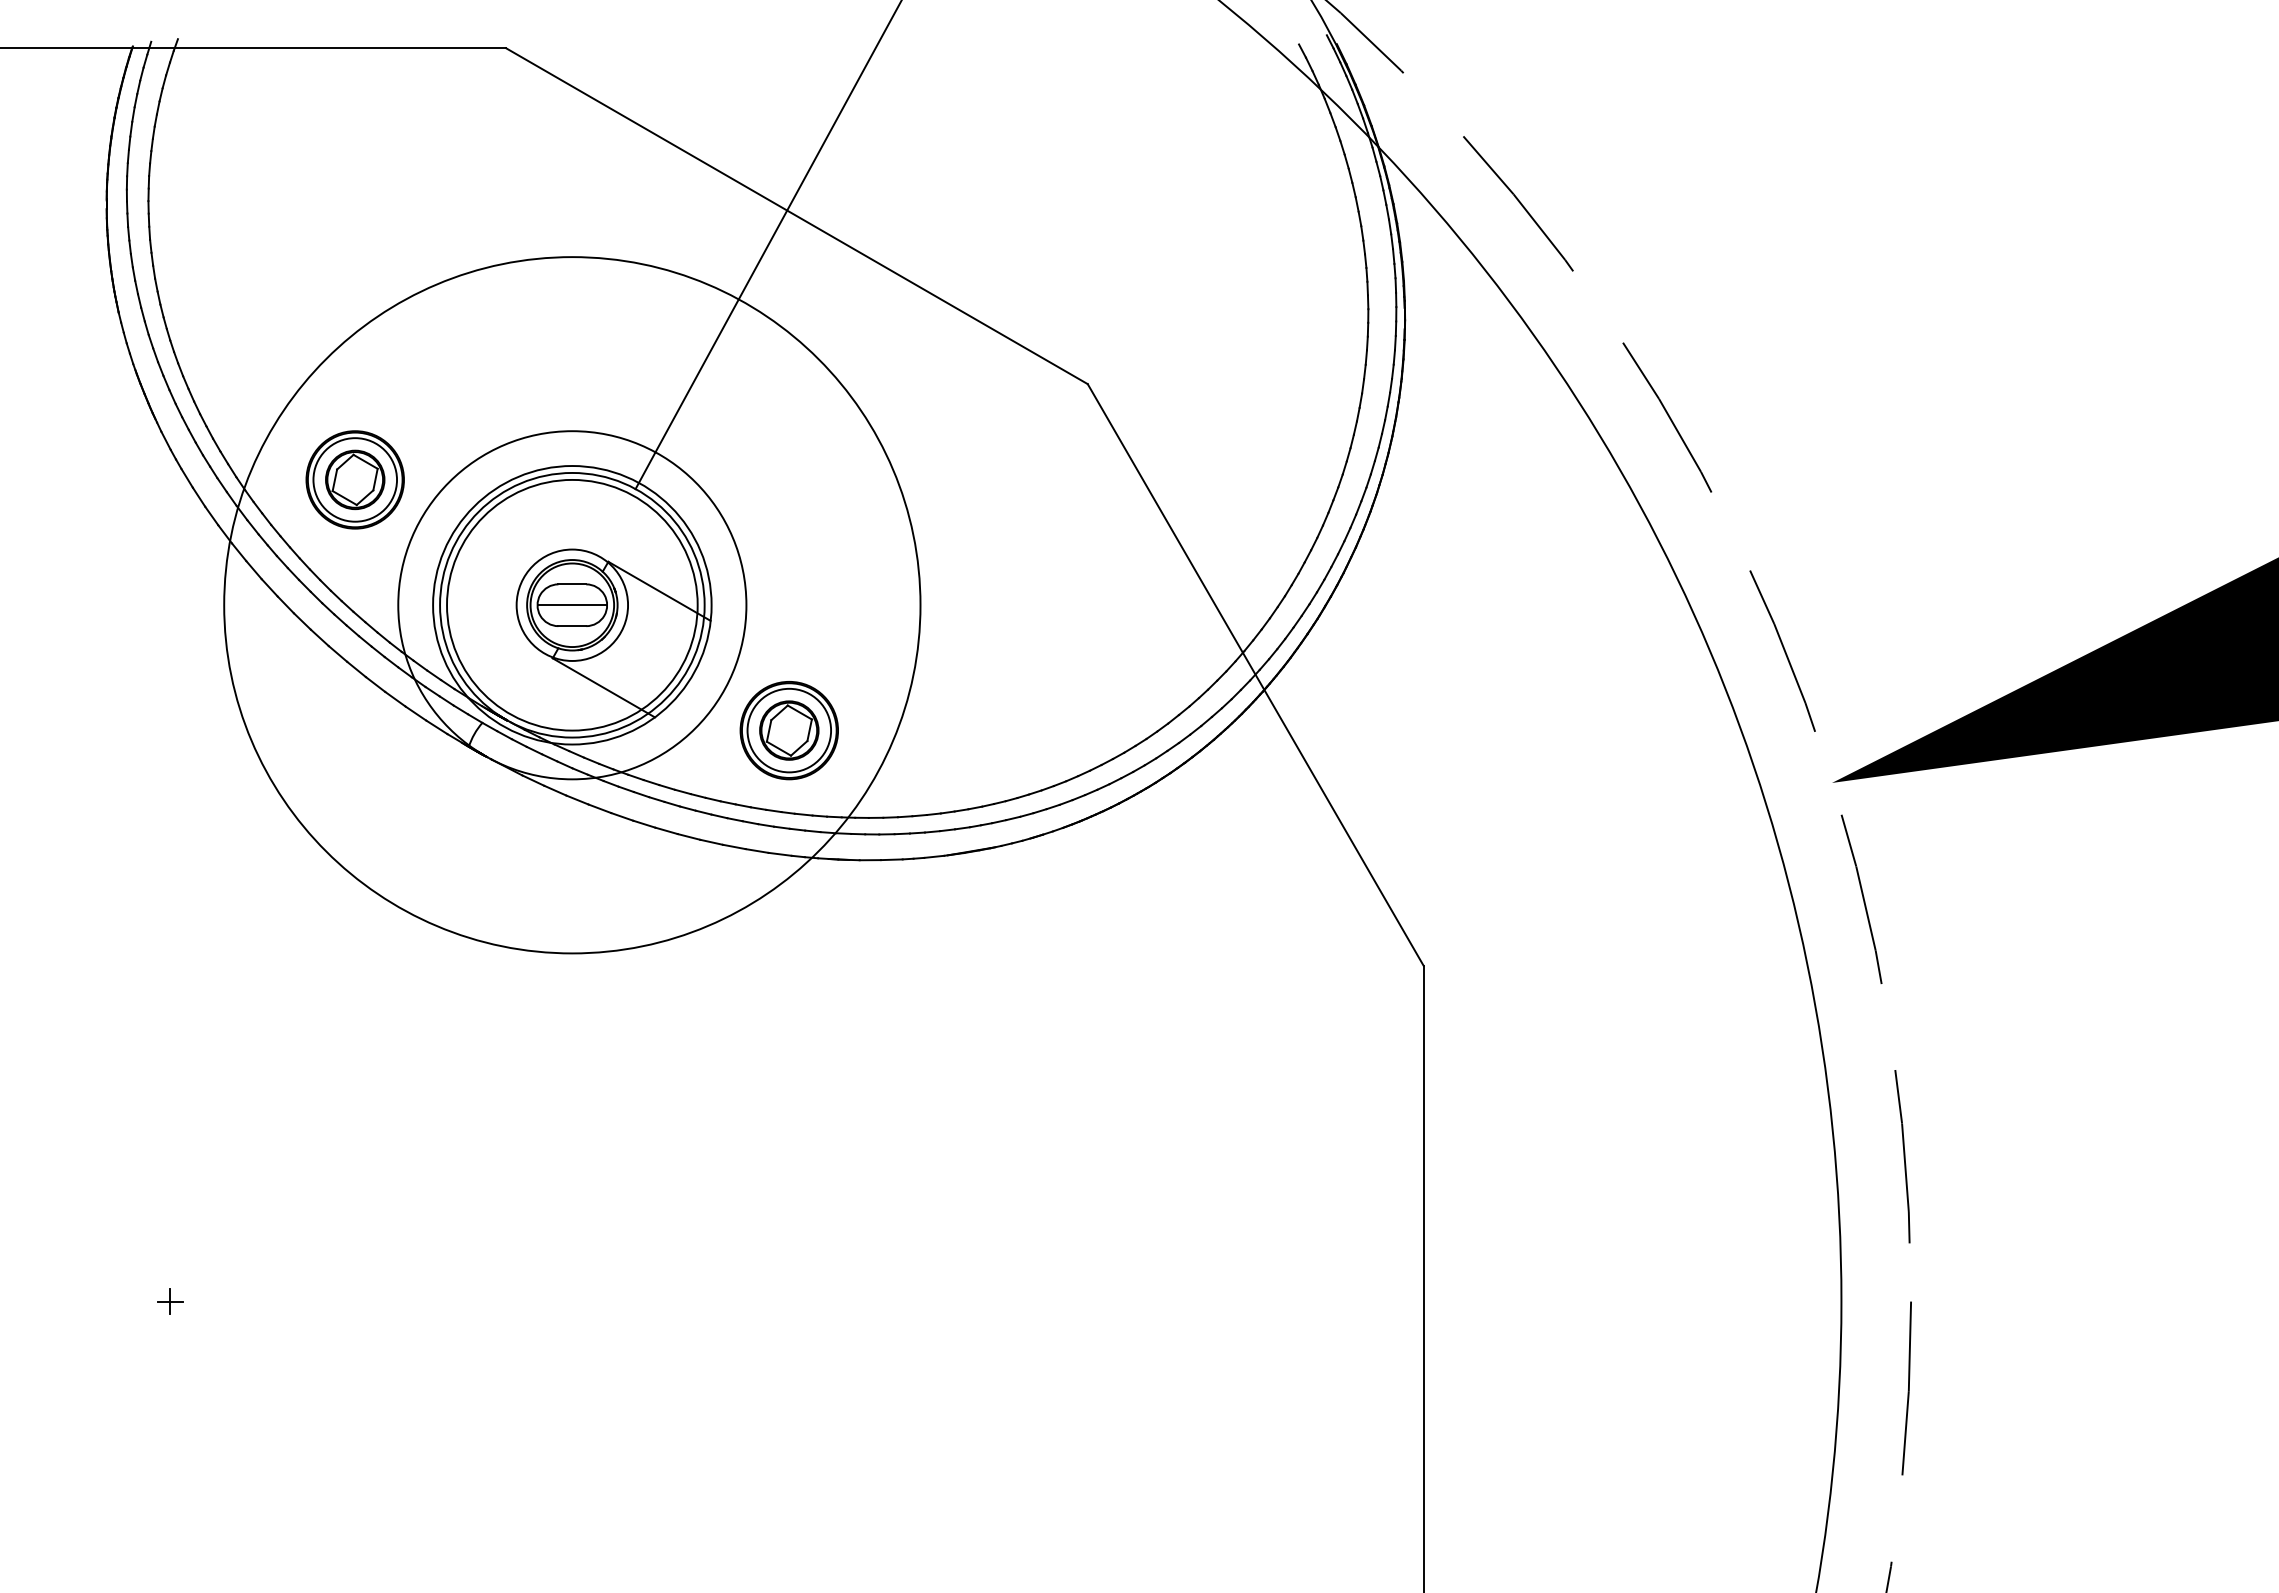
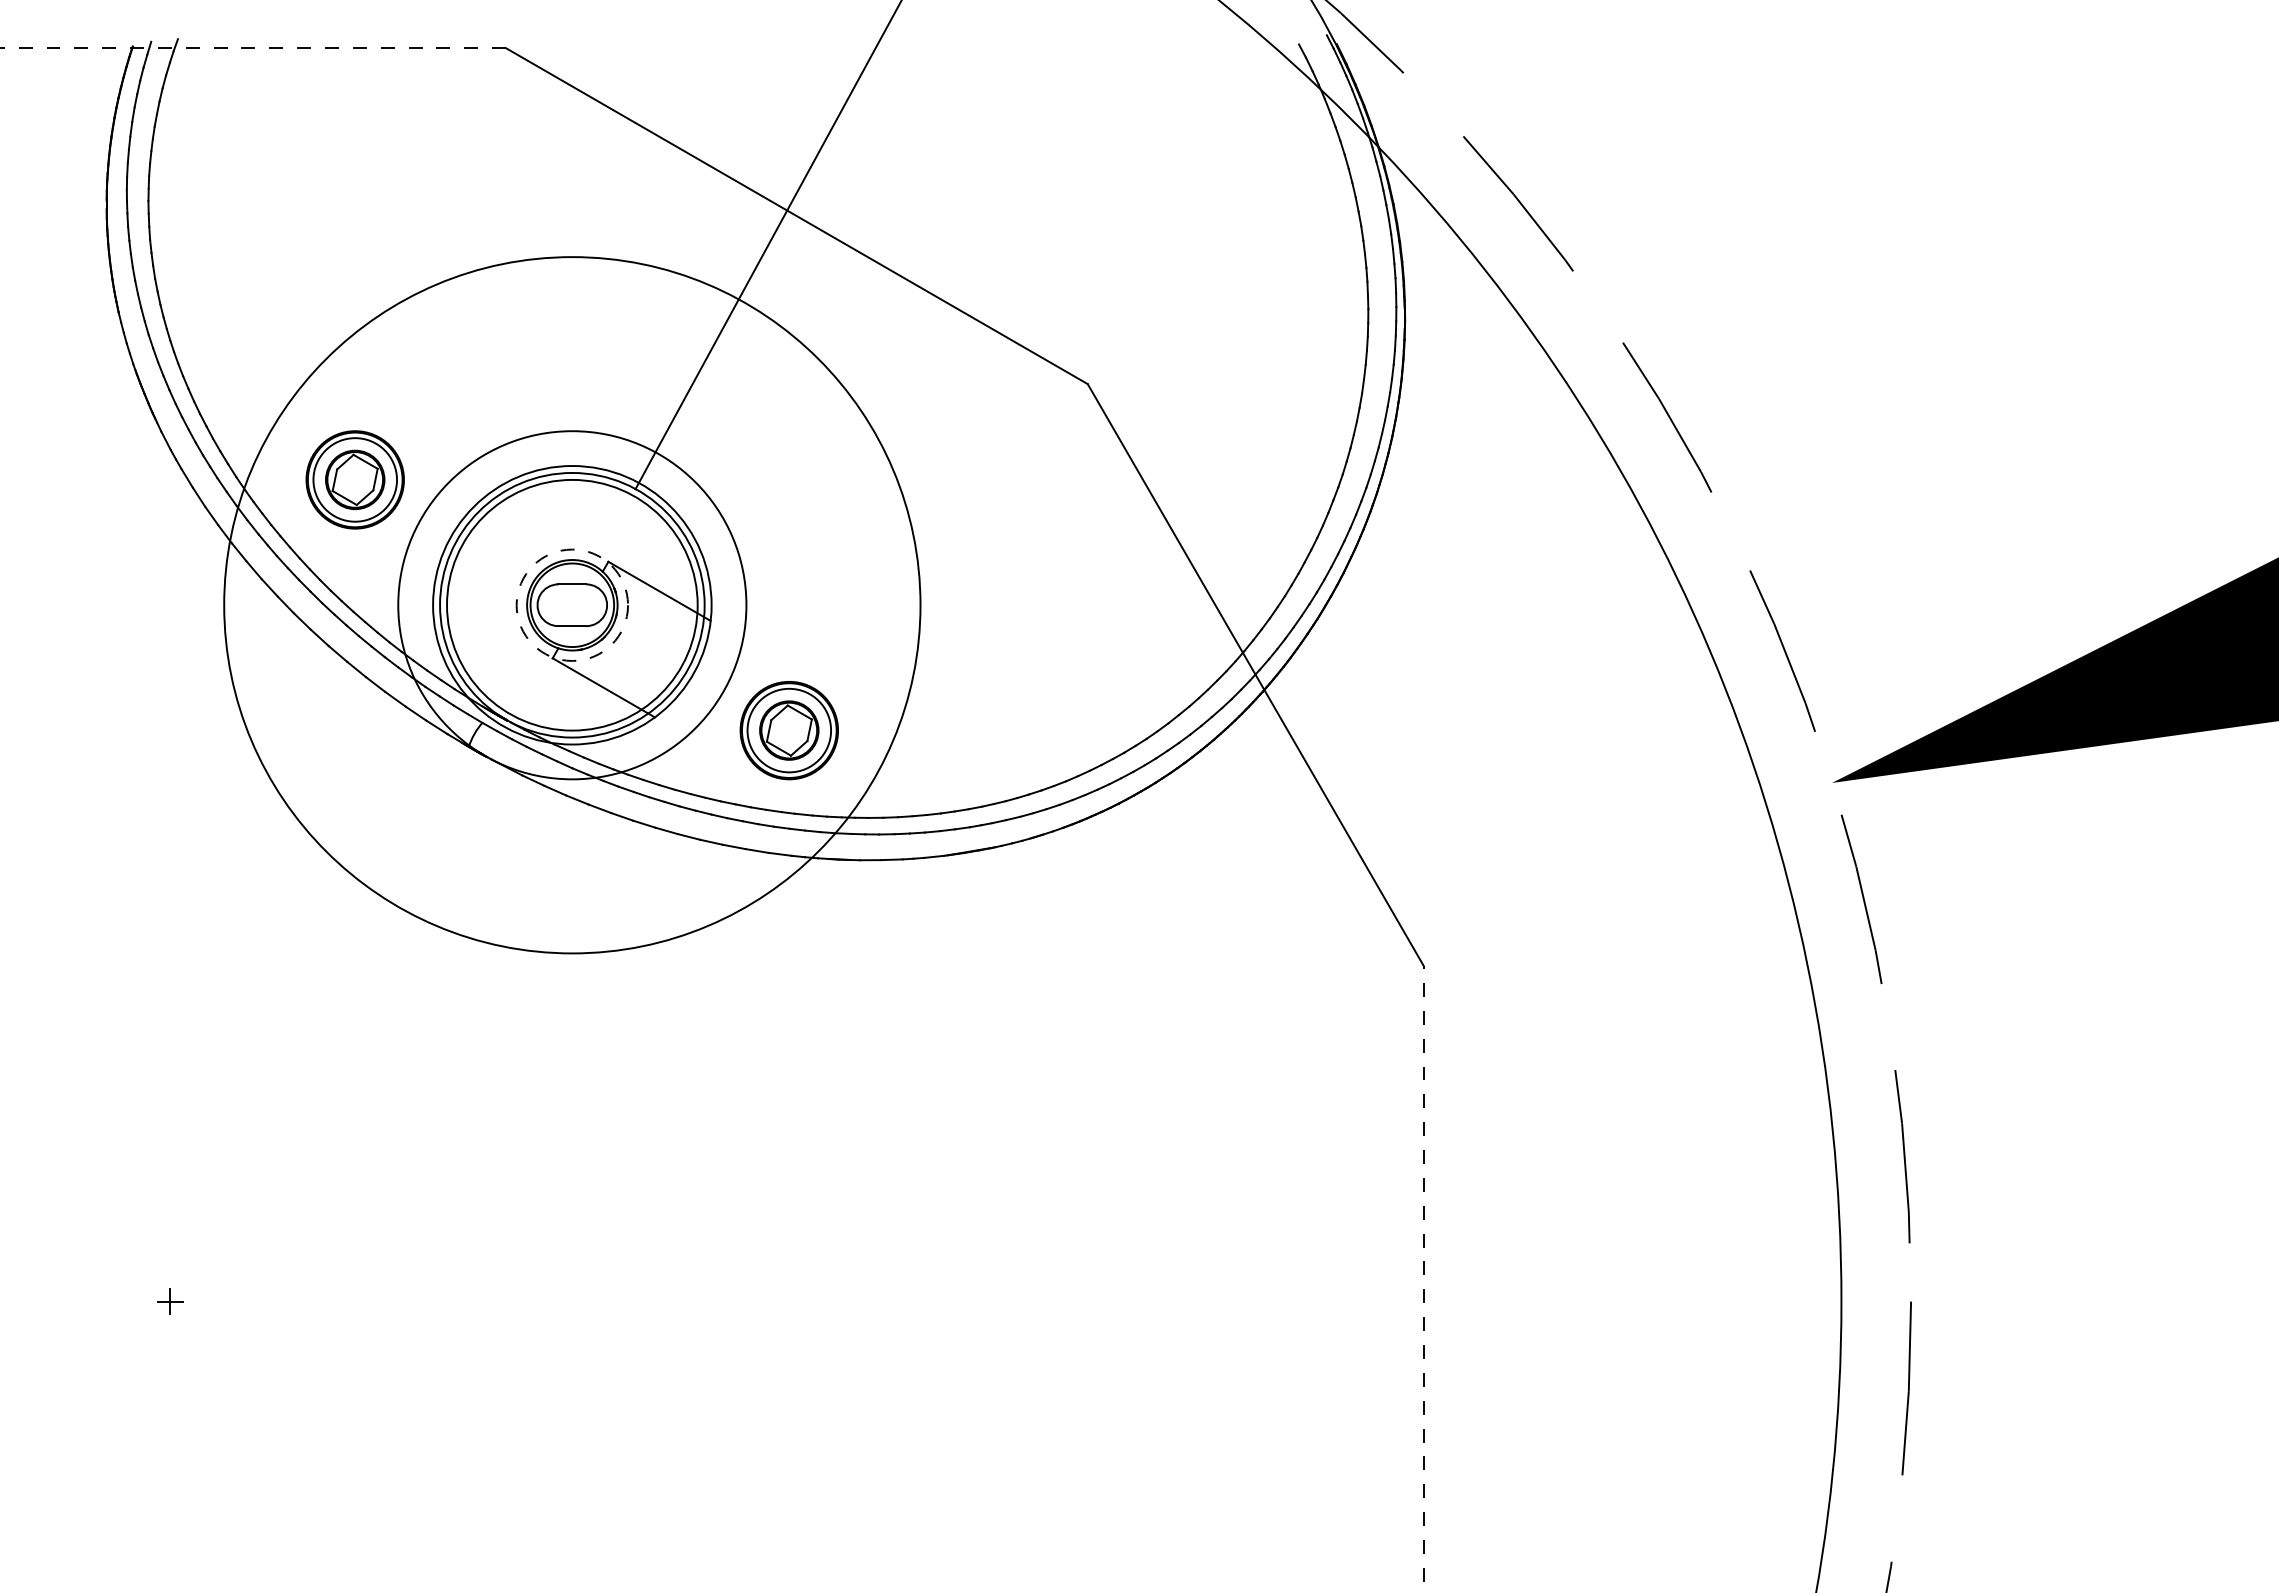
line: solid -> dashed (253, 48)
circle: solid -> dashed (572, 604)
line: present -> none (572, 605)
line: solid -> dashed (1423, 1278)
